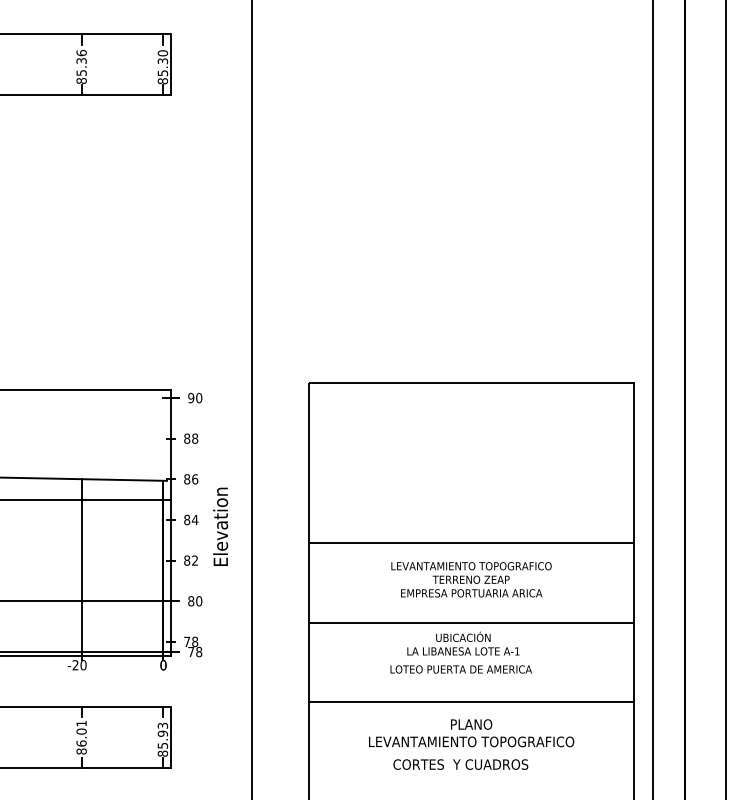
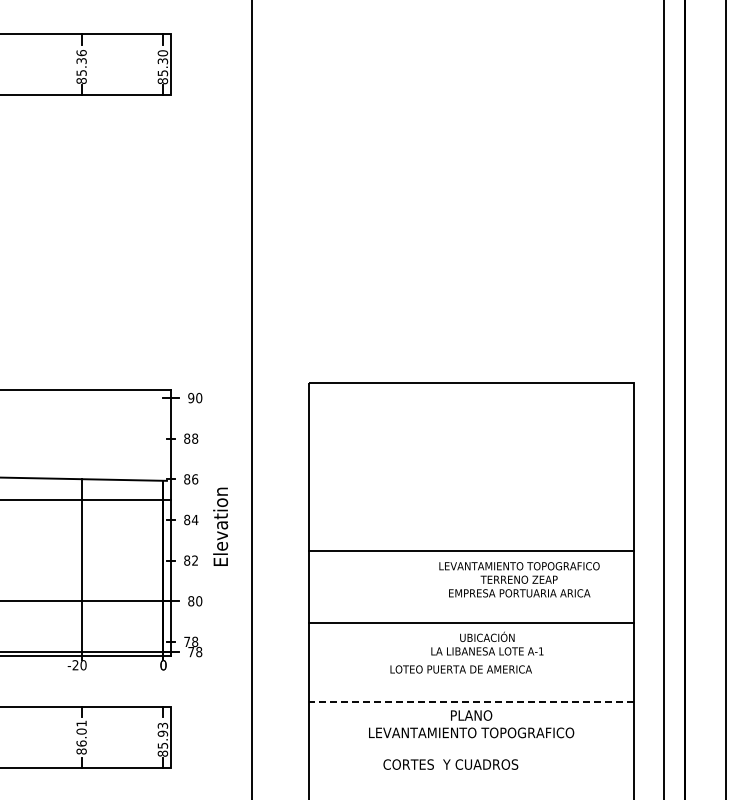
line position: (652, 399) -> (663, 399) (663, 399)
line position: (470, 542) -> (470, 550) (470, 550)
text position: (471, 579) -> (519, 579) (519, 579)
text position: (463, 643) -> (487, 643) (487, 643)
line: solid -> dashed (471, 702)
text position: (471, 733) -> (471, 724) (471, 724)
text position: (460, 764) -> (450, 764) (450, 764)
